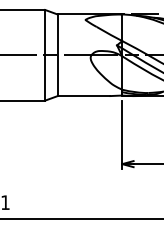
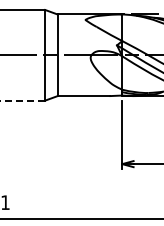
line: solid -> dashed (22, 100)
